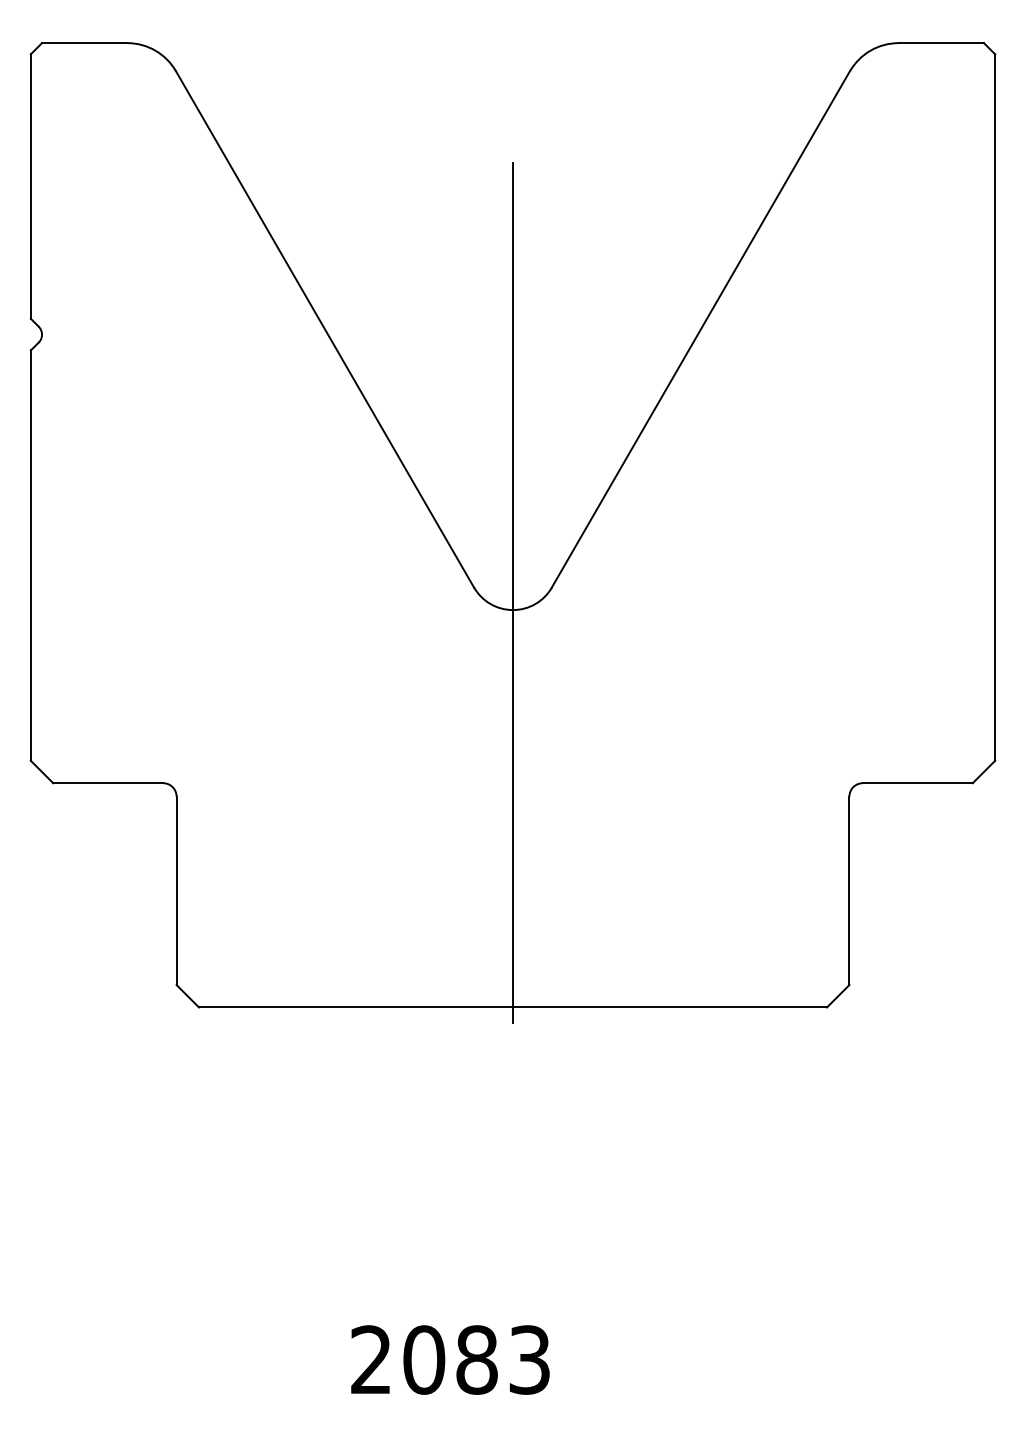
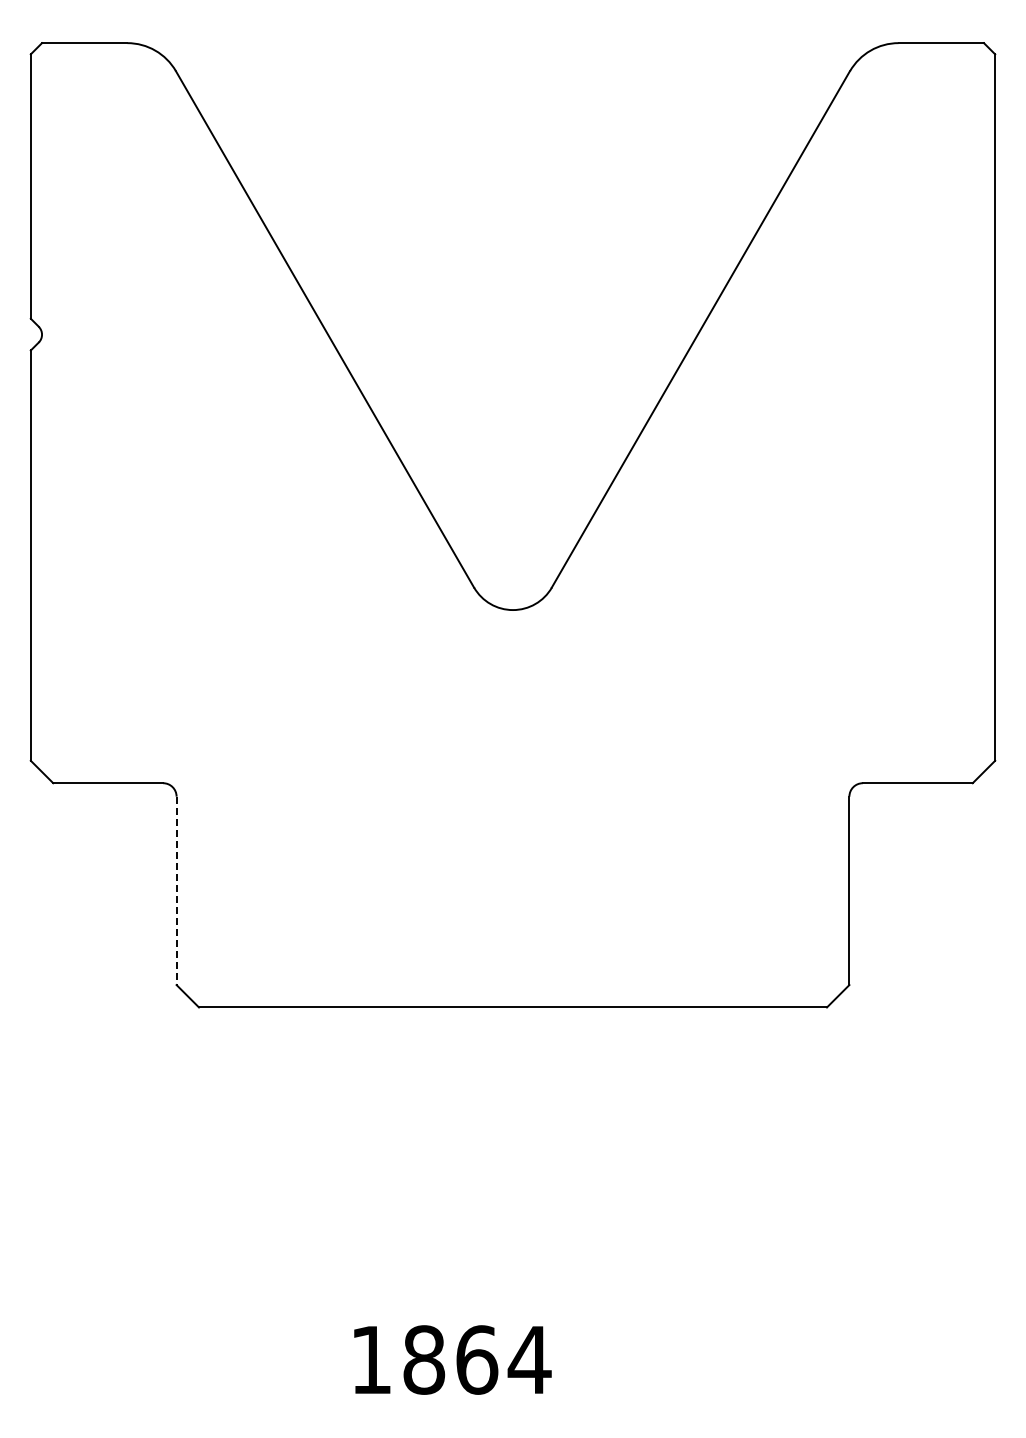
line: present -> none (513, 592)
line: solid -> dashed (176, 891)
text: 2083 -> 1864 (451, 1359)
